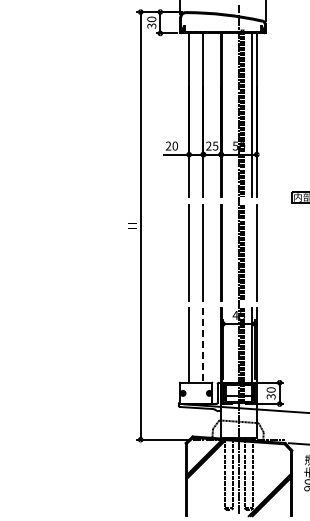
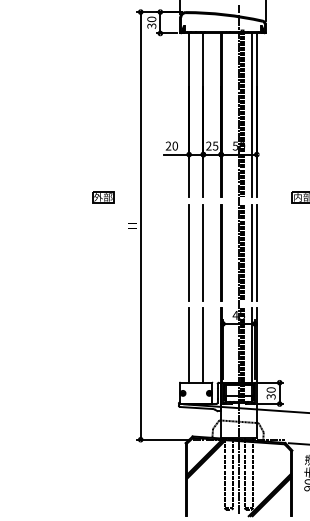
part: none -> present (103, 197)
line: none -> present (251, 252)
line: dashed -> solid (203, 345)
